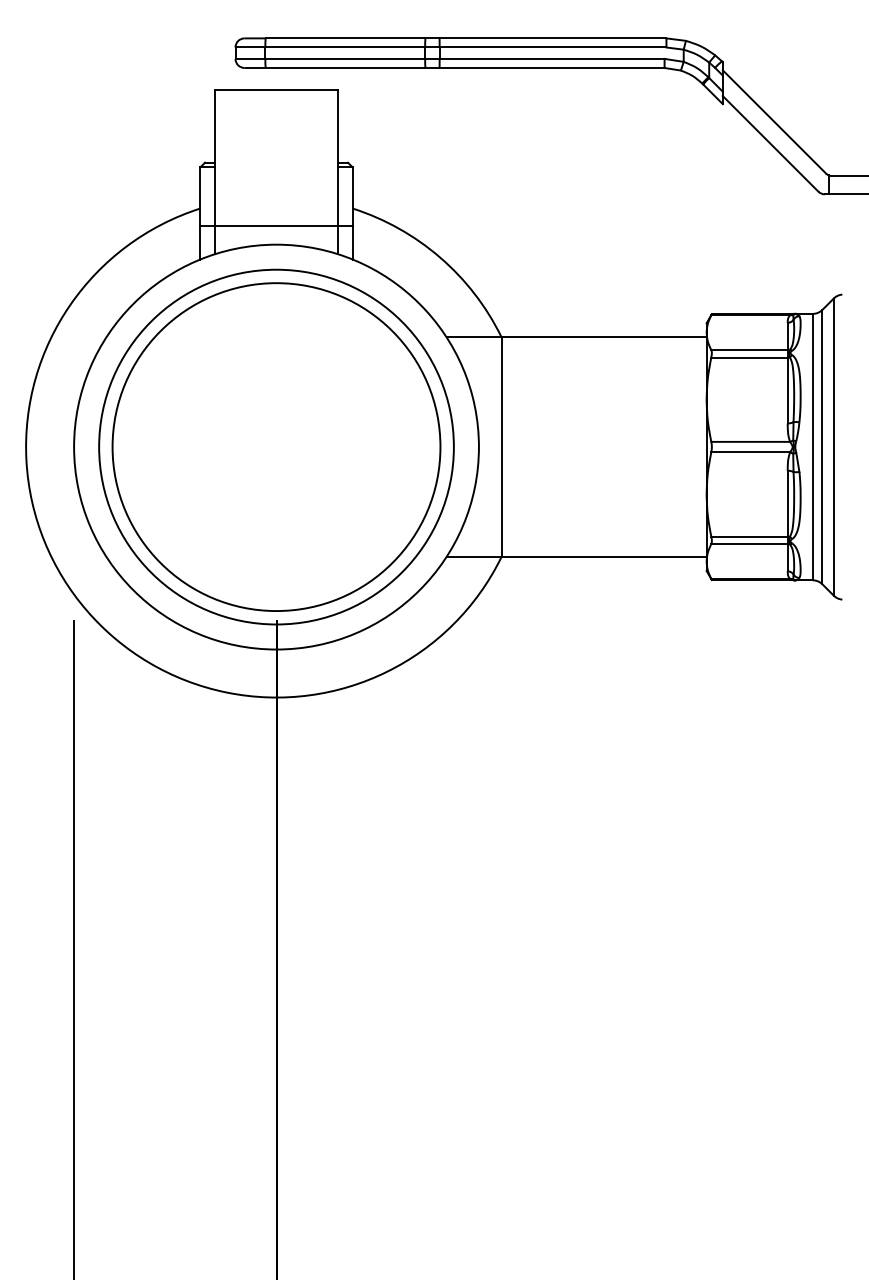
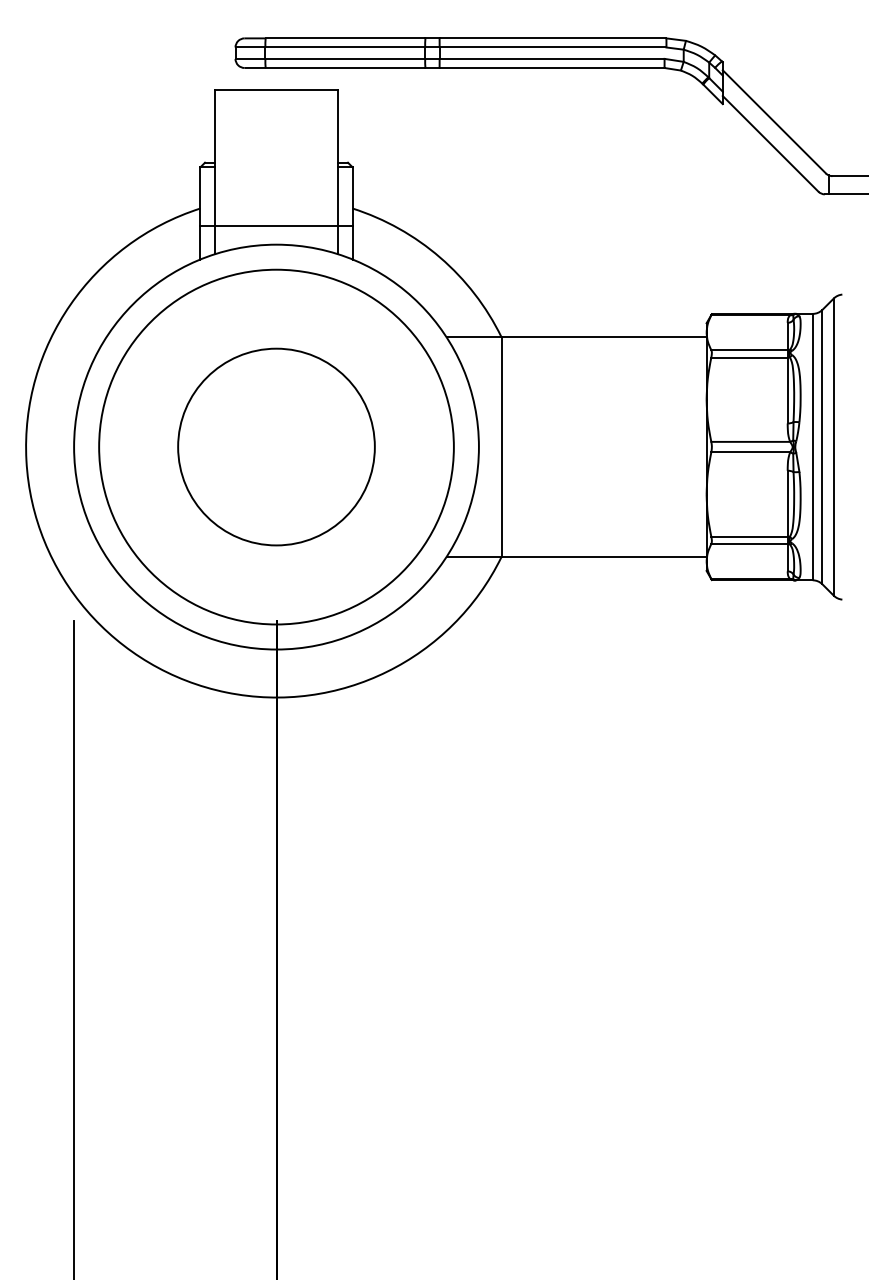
circle size: 331x330 px -> 199x200 px (276, 446)
